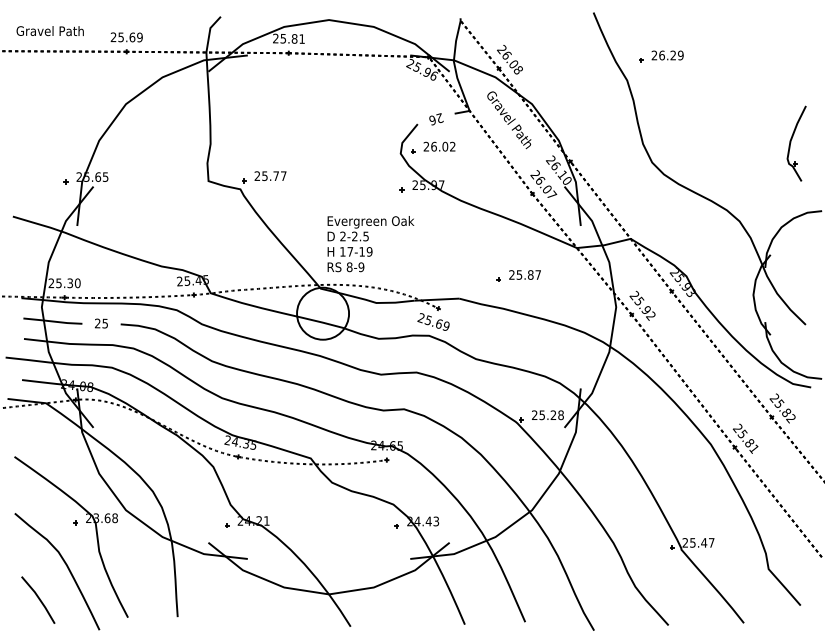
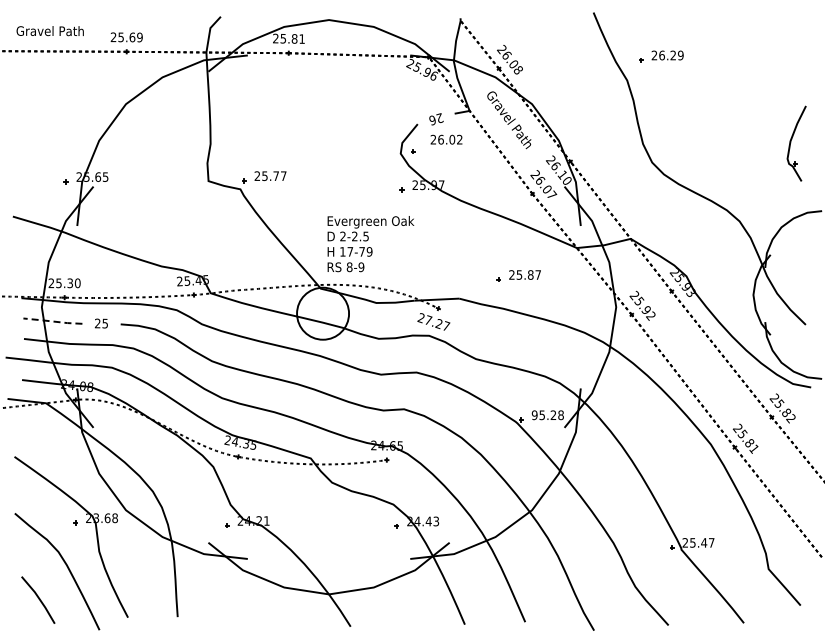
text position: (439, 146) -> (446, 139) (446, 139)
text: 17-19 -> 17-79 (361, 251)
line: solid -> dashed (52, 321)
text: 25.69 -> 27.27 (437, 322)
text: 25.28 -> 95.28 (534, 415)
